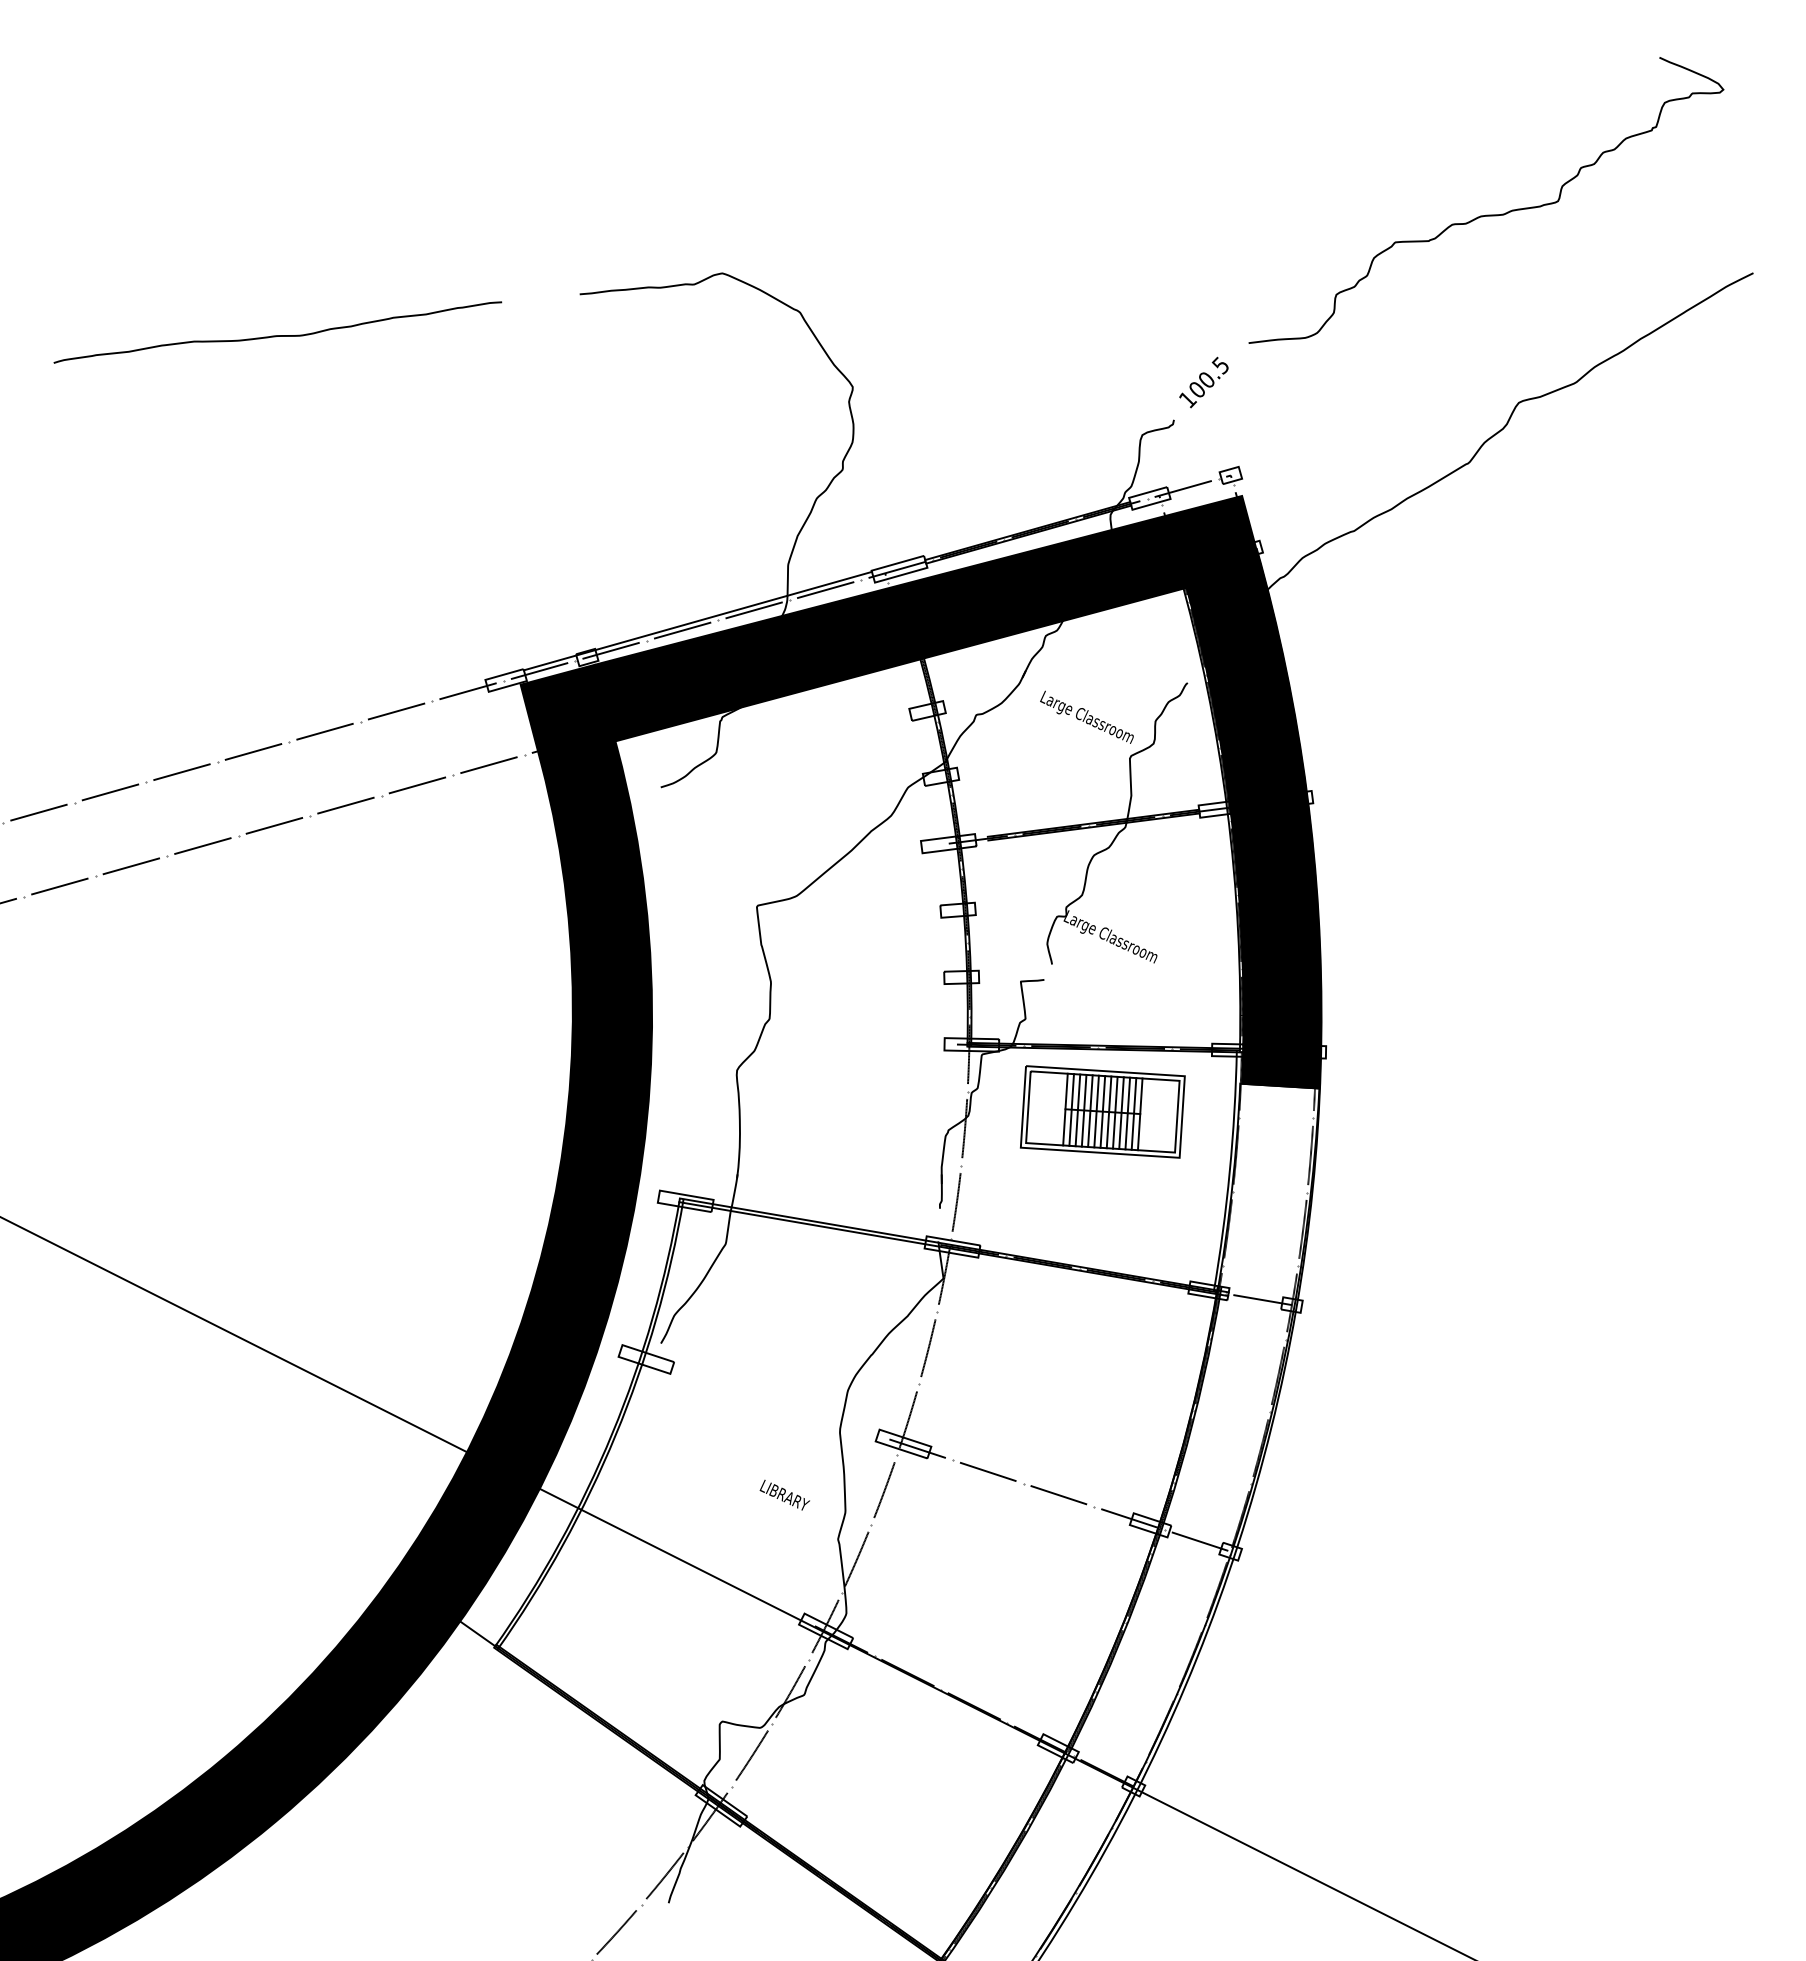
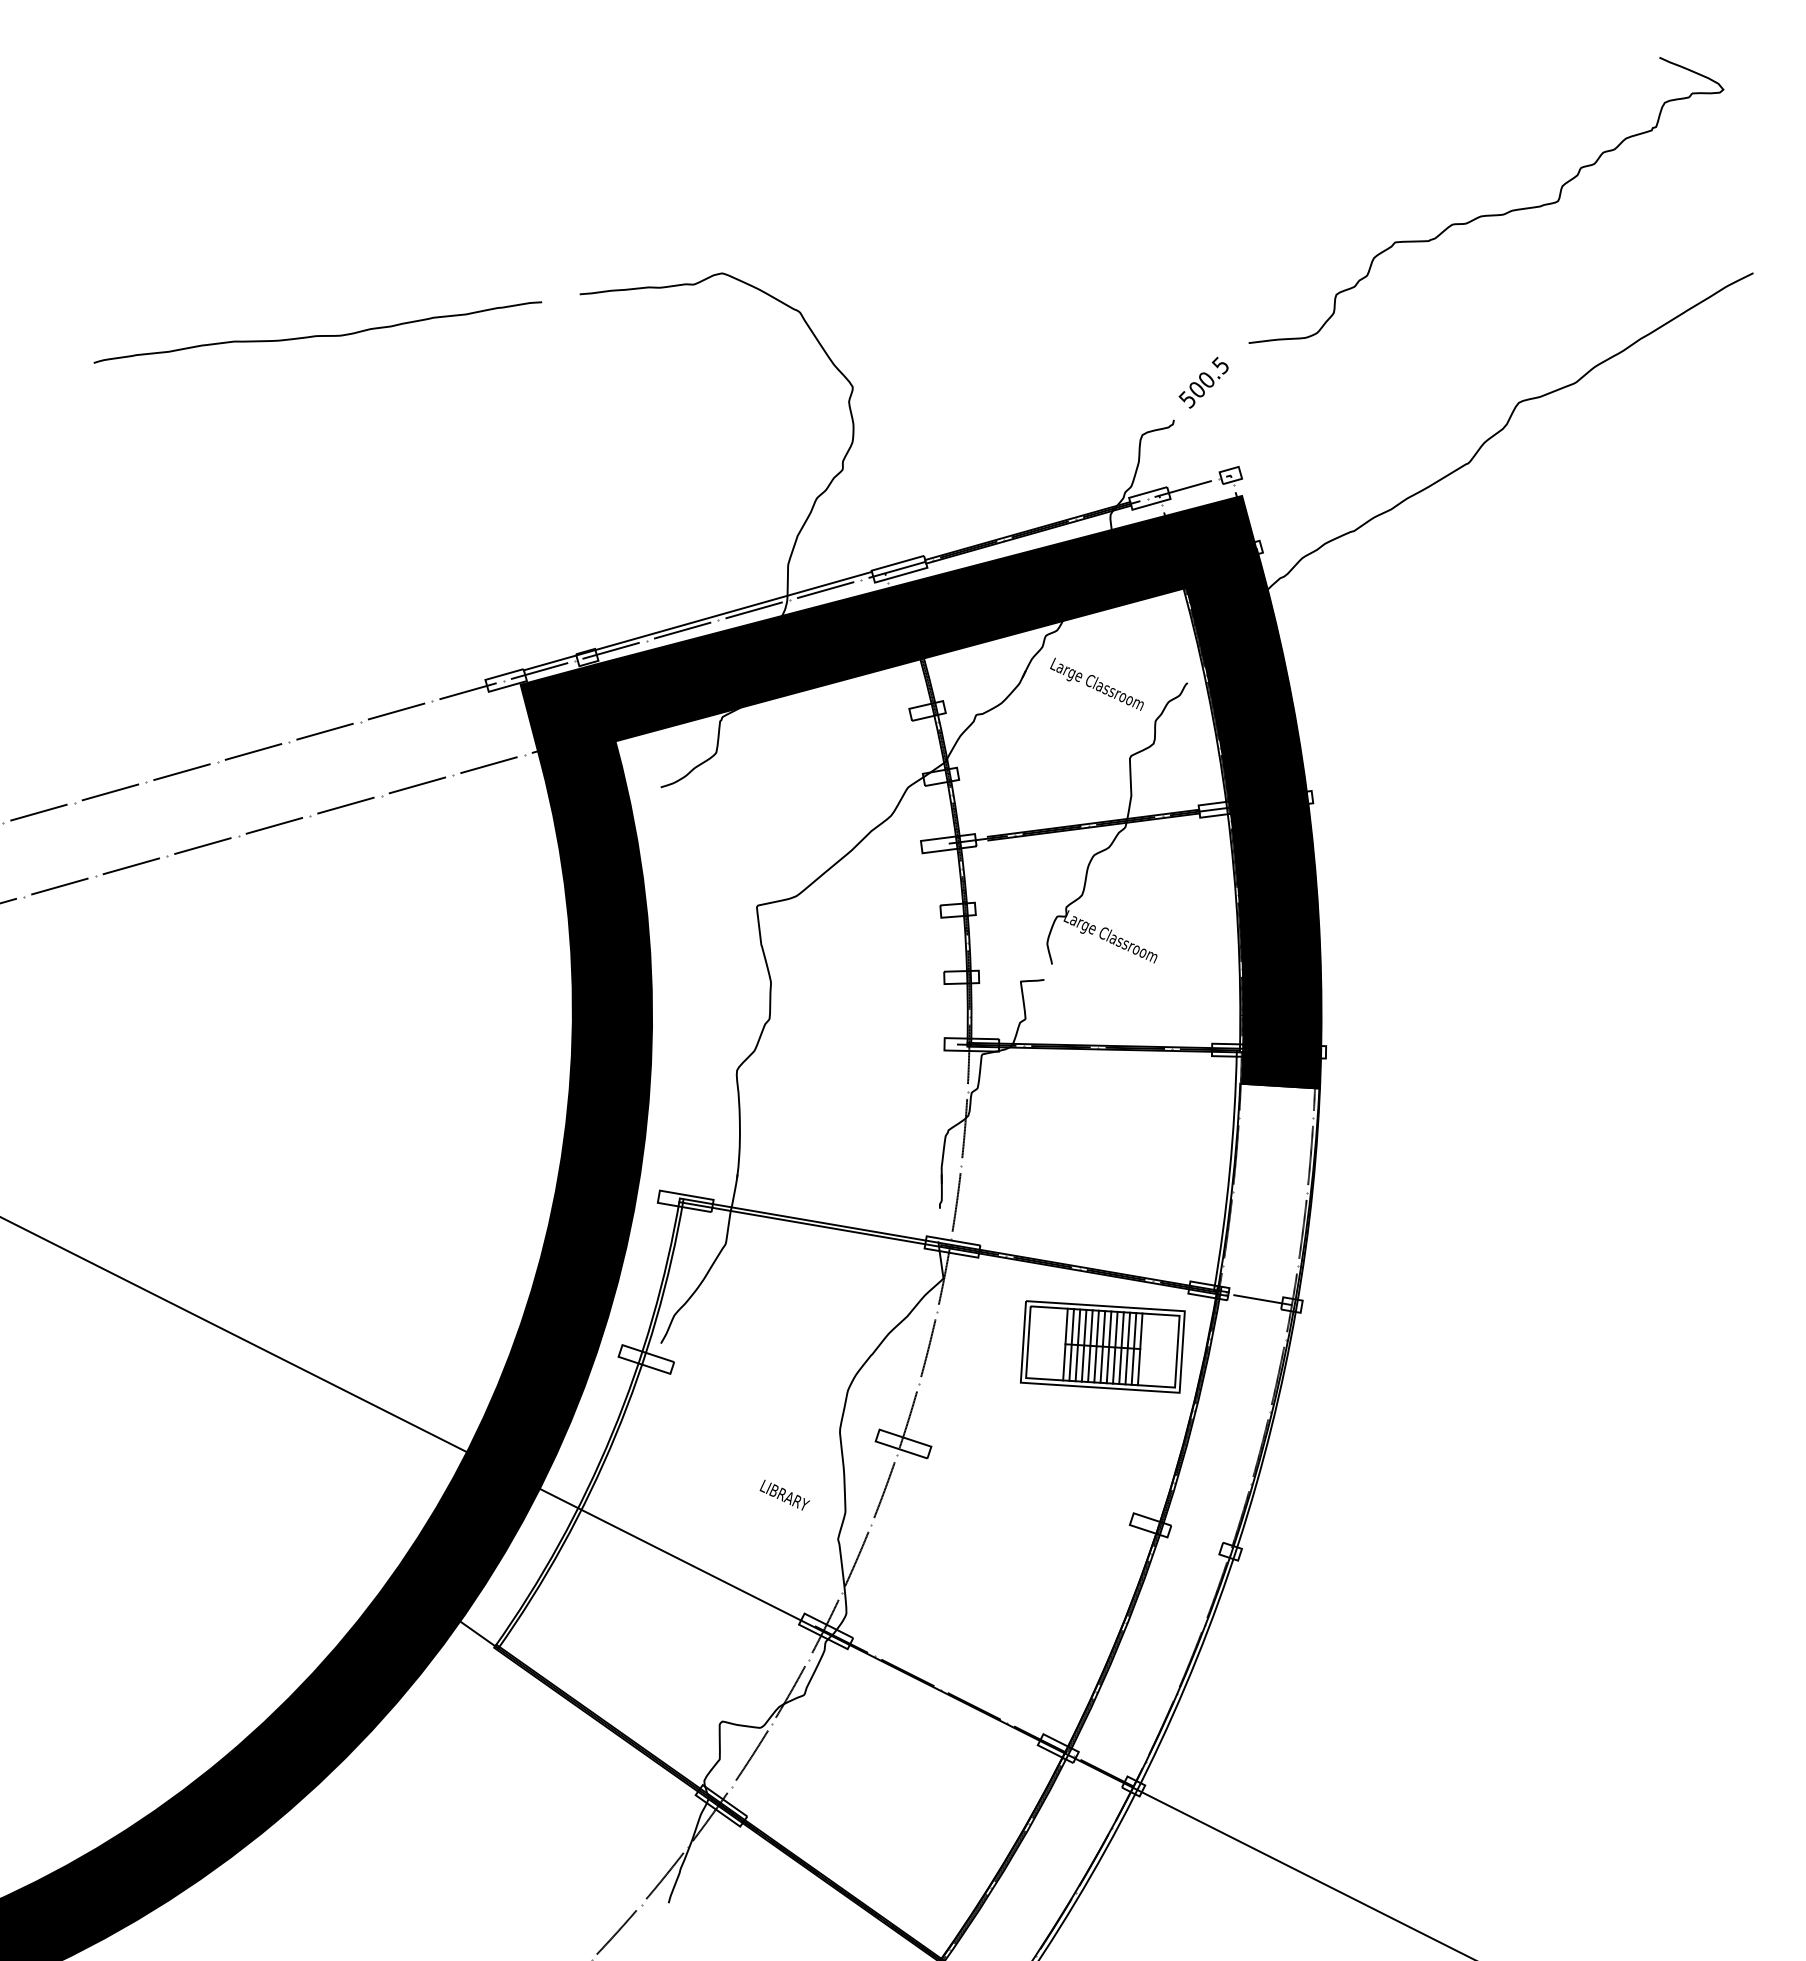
curve position: (277, 335) -> (317, 335) (317, 335)
text: 100.5 -> 500.5 (1187, 399)
text position: (1086, 716) -> (1096, 683) (1096, 683)
part position: (1102, 1111) -> (1102, 1346) (1102, 1346)
line: present -> none (1059, 1495)
